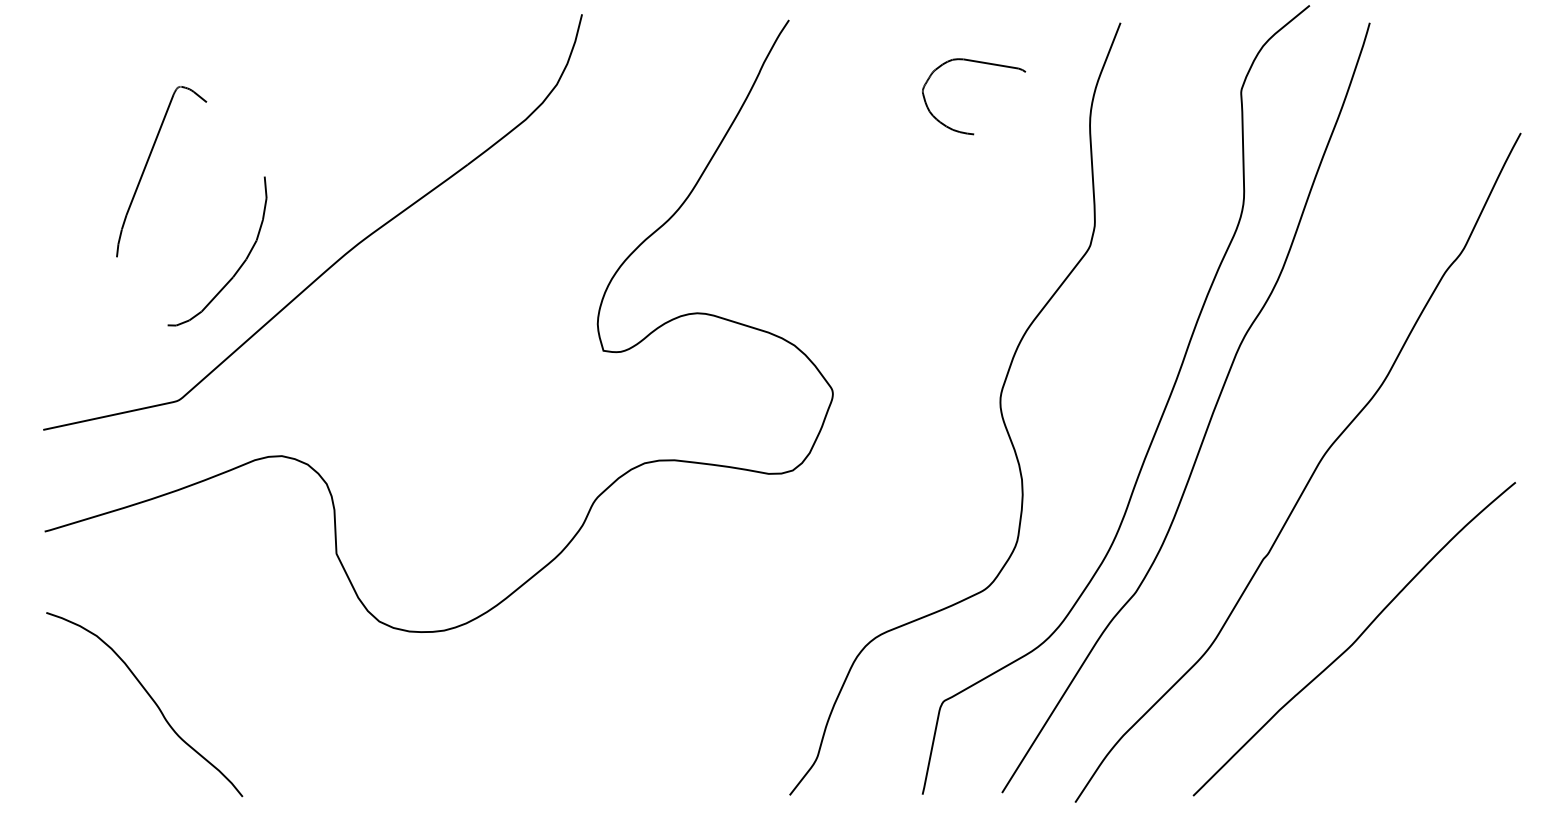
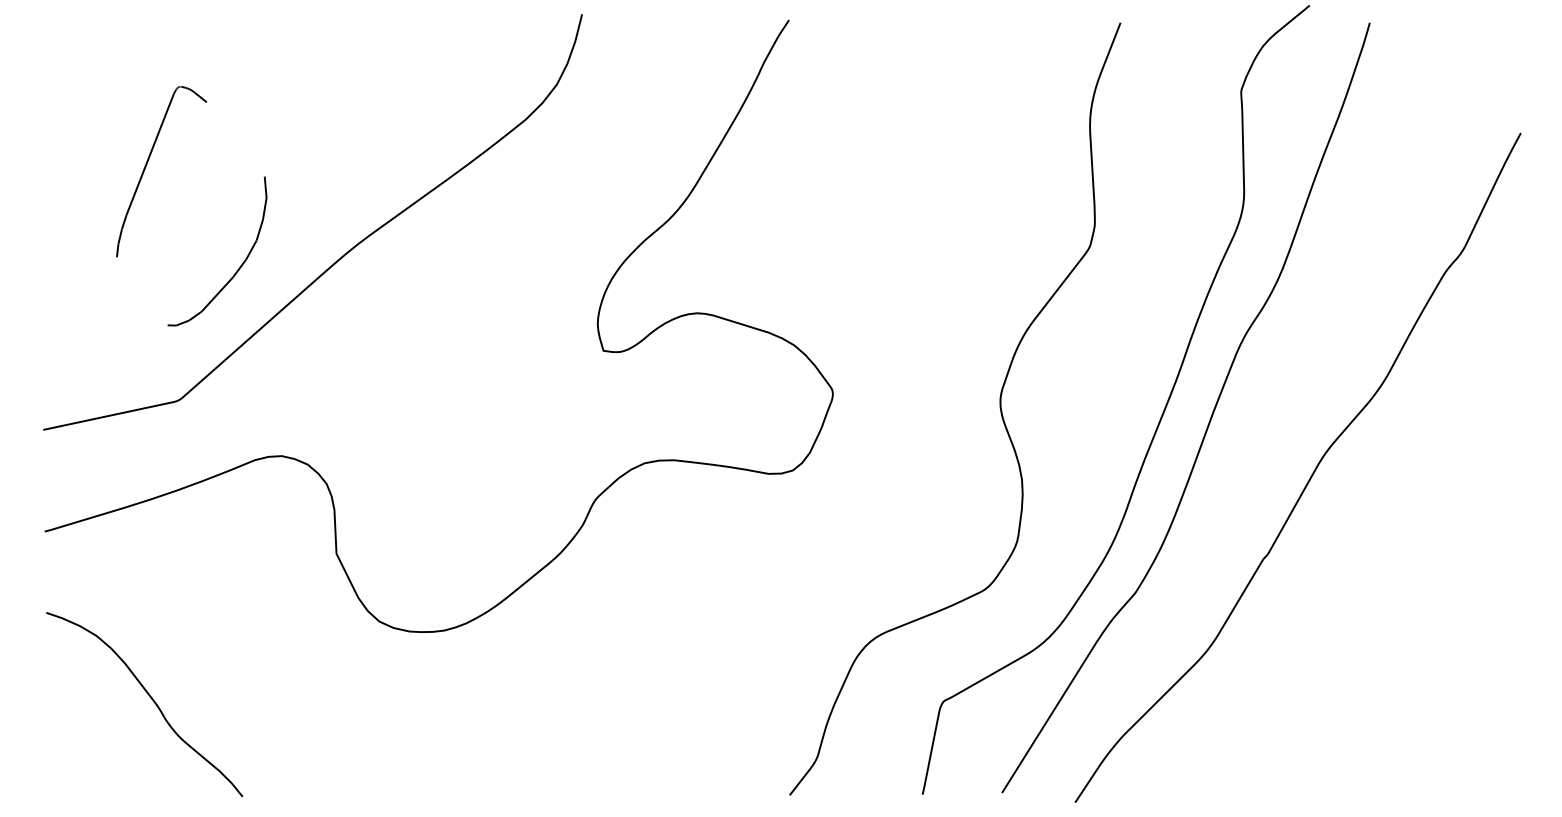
part: present -> none (980, 63)
curve: present -> none (1354, 640)
